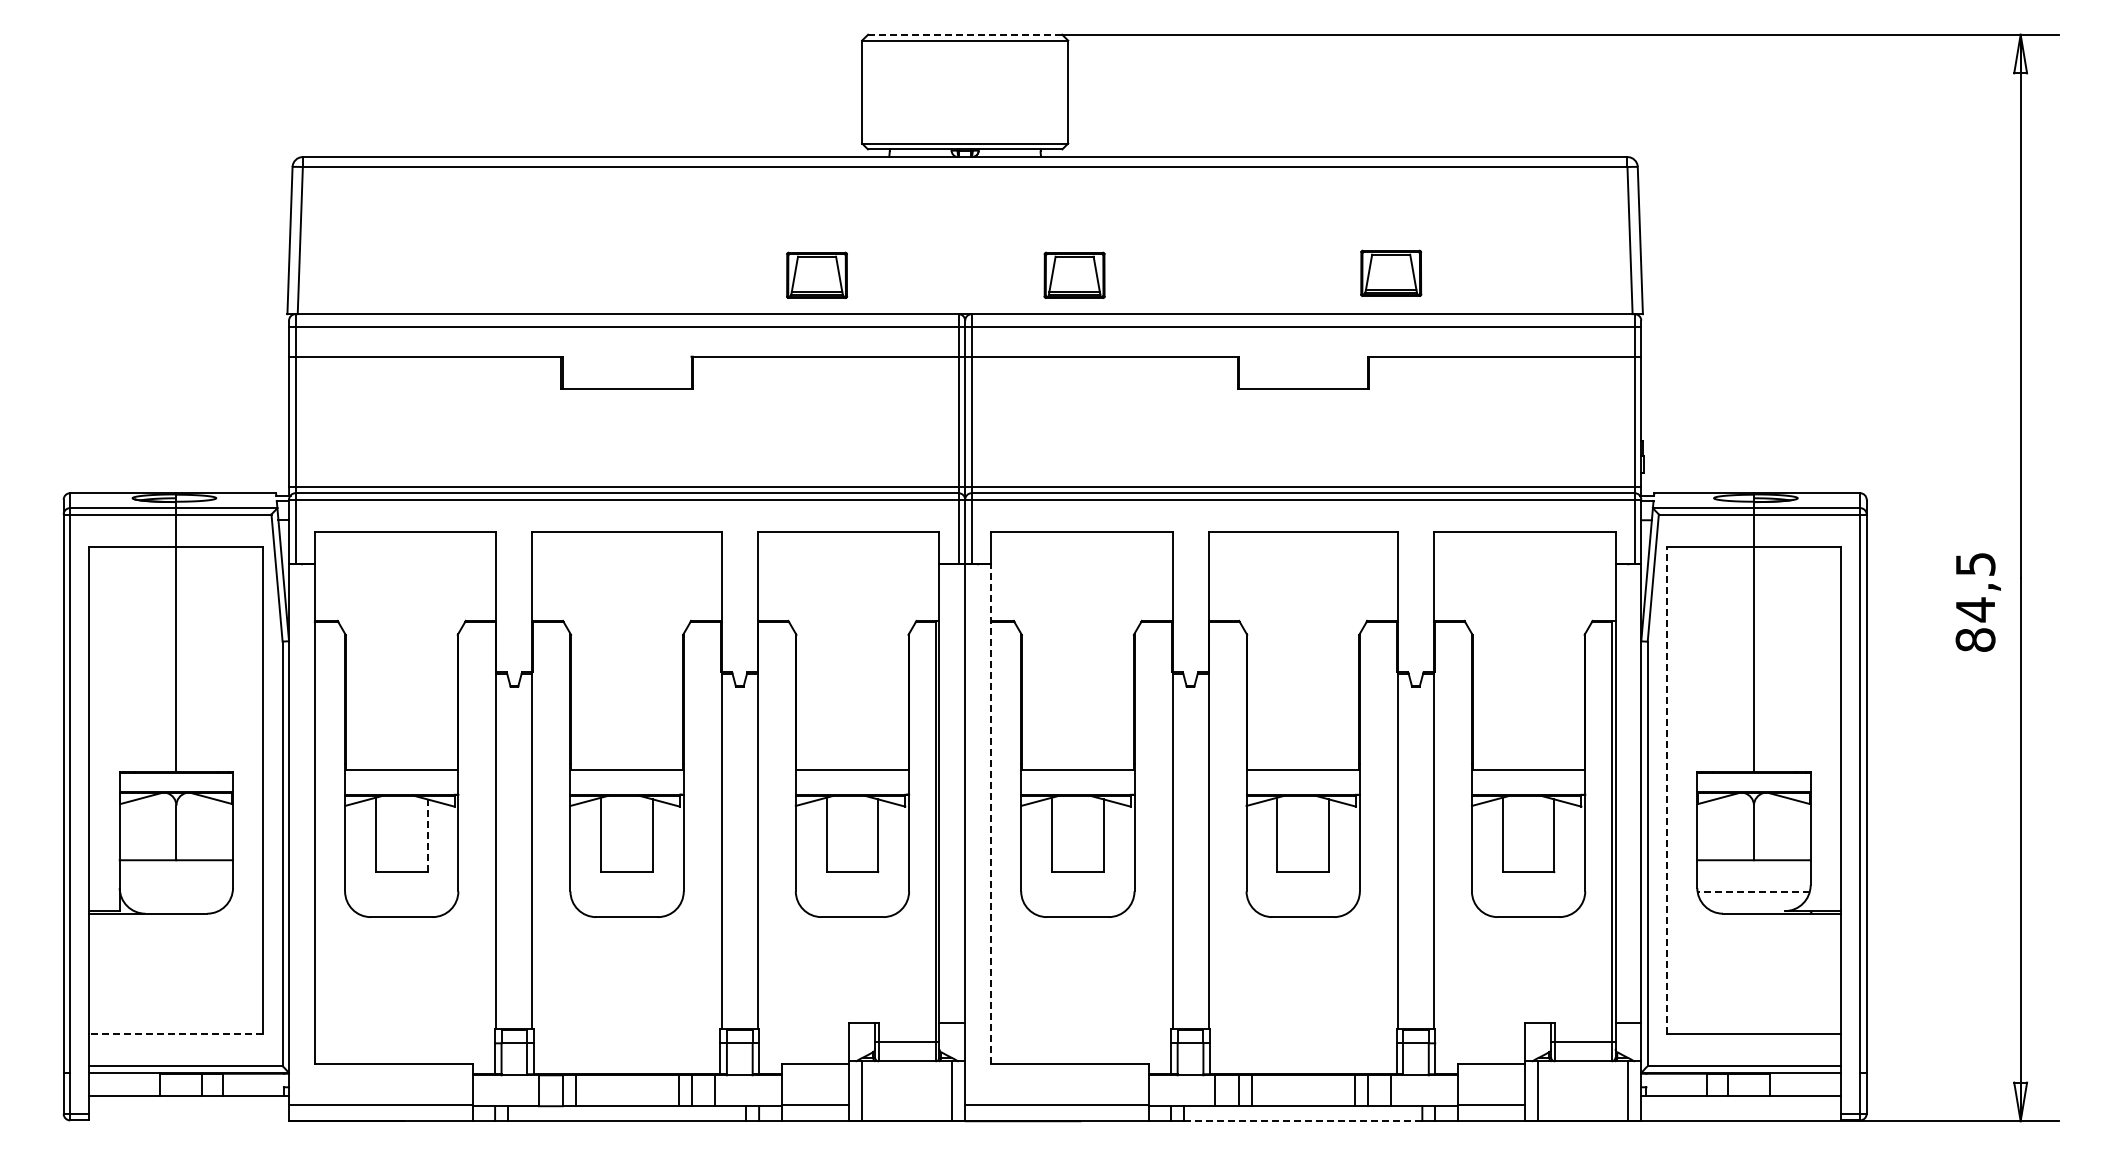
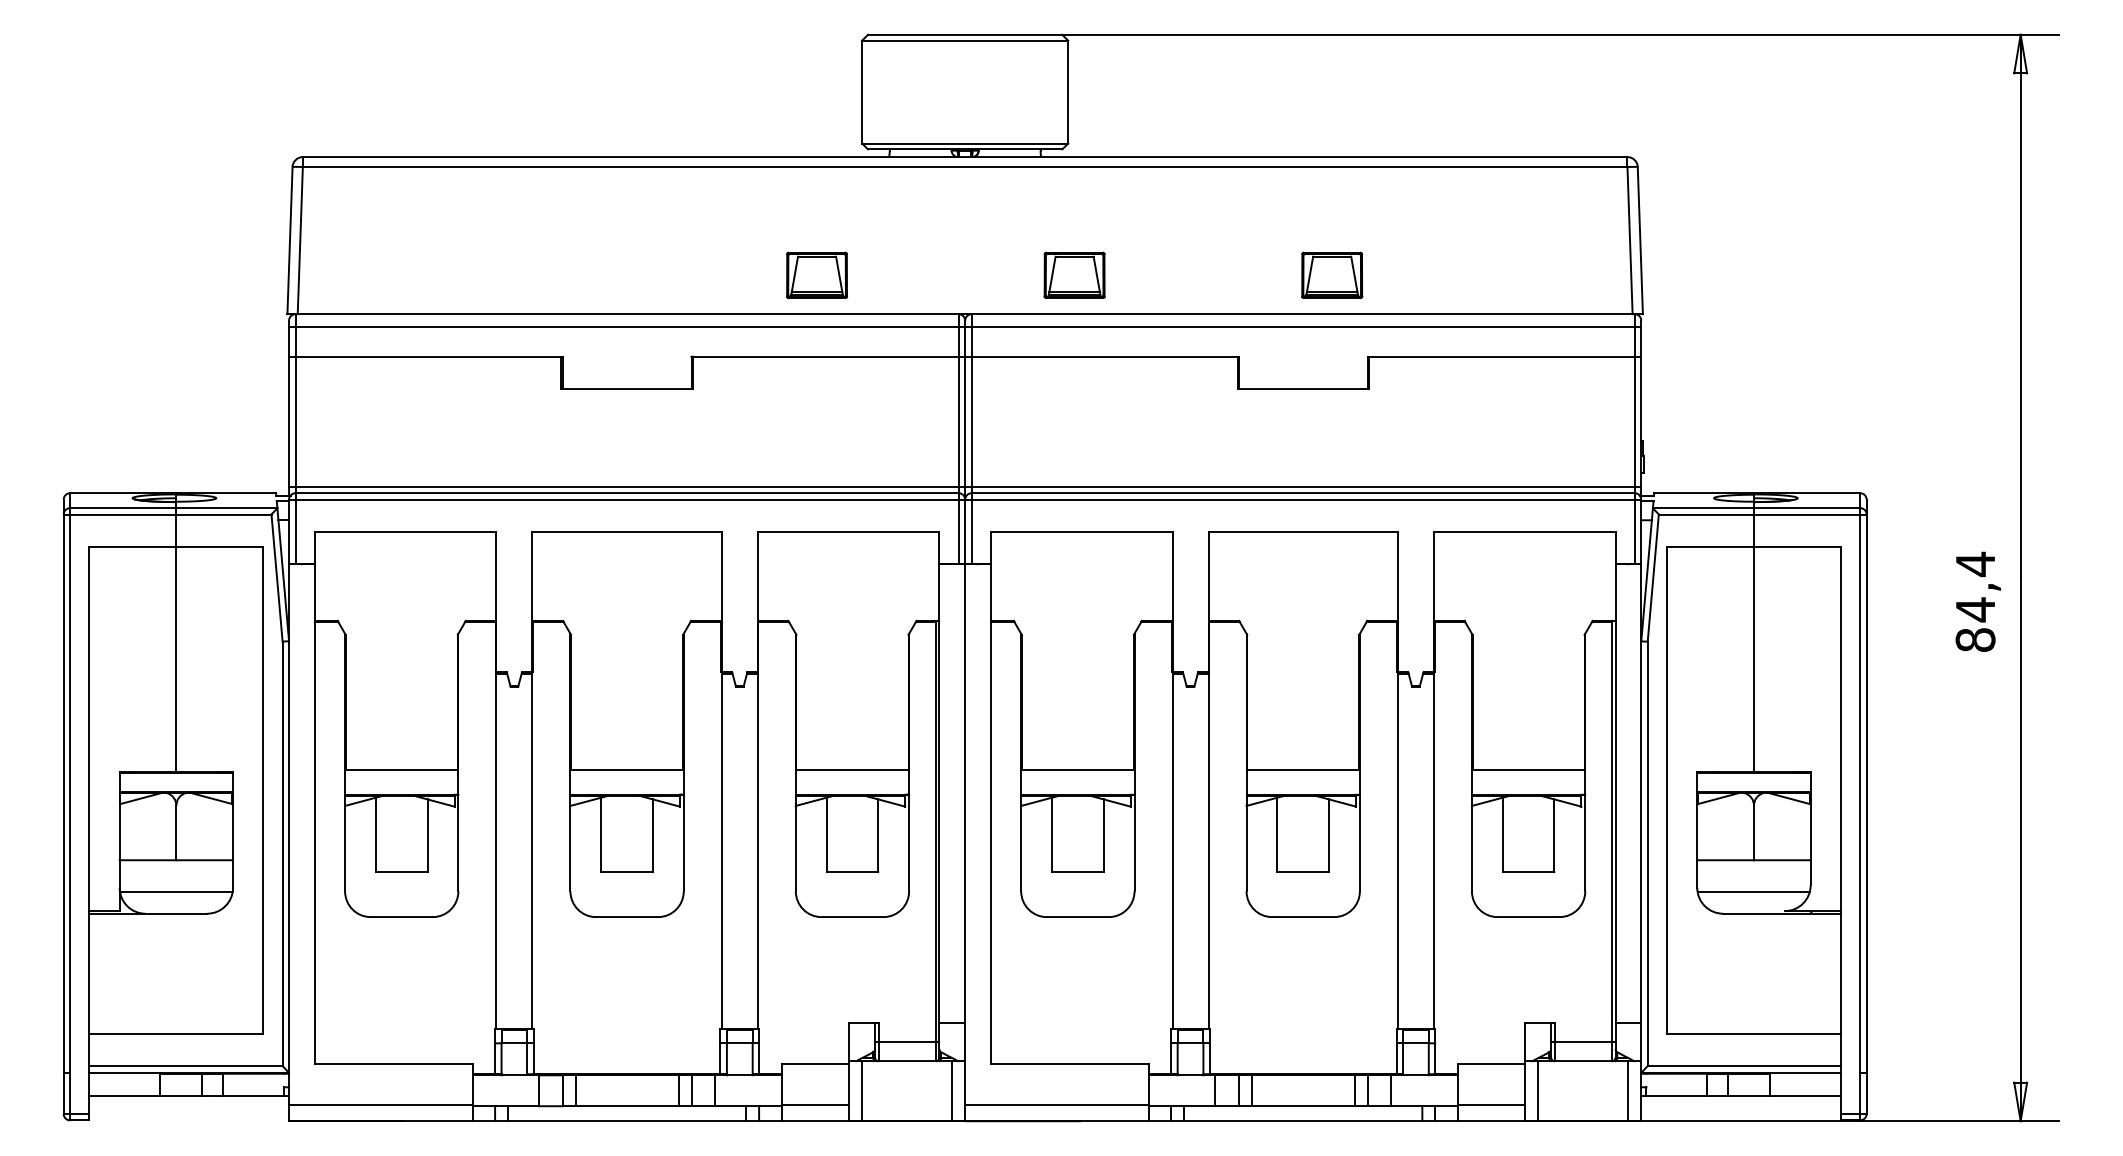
line: dashed -> solid (965, 34)
part position: (1391, 272) -> (1332, 274) (1332, 274)
text: 84,5 -> 84,4 (1975, 564)
line: dashed -> solid (1667, 790)
line: dashed -> solid (990, 814)
line: dashed -> solid (427, 835)
line: none -> present (176, 892)
line: dashed -> solid (1753, 892)
line: dashed -> solid (176, 1034)
line: dashed -> solid (1302, 1120)
